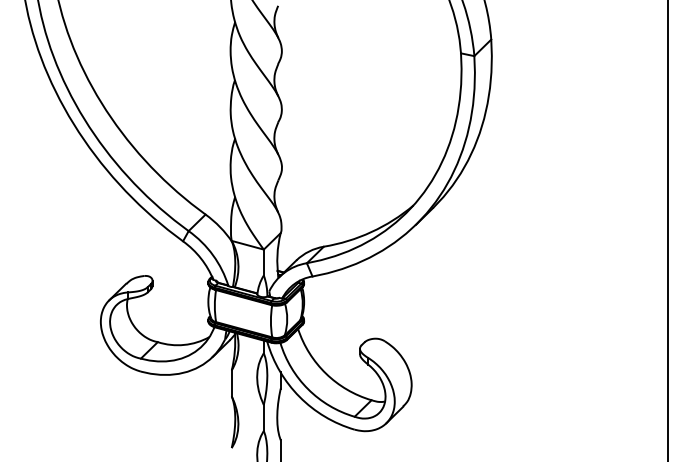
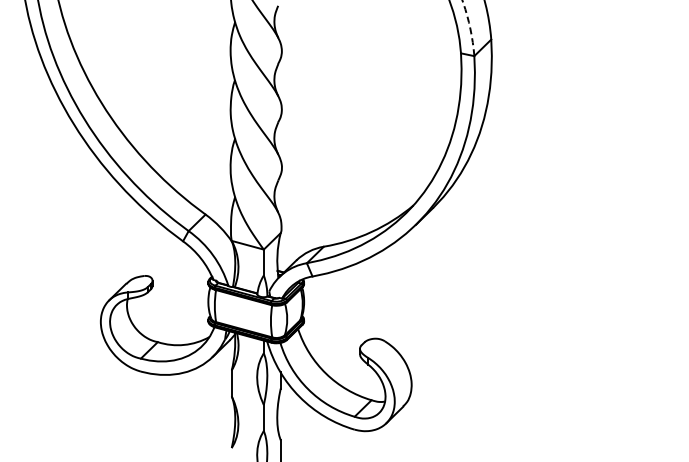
arc: solid -> dashed (469, 27)
line: present -> none (668, 230)
